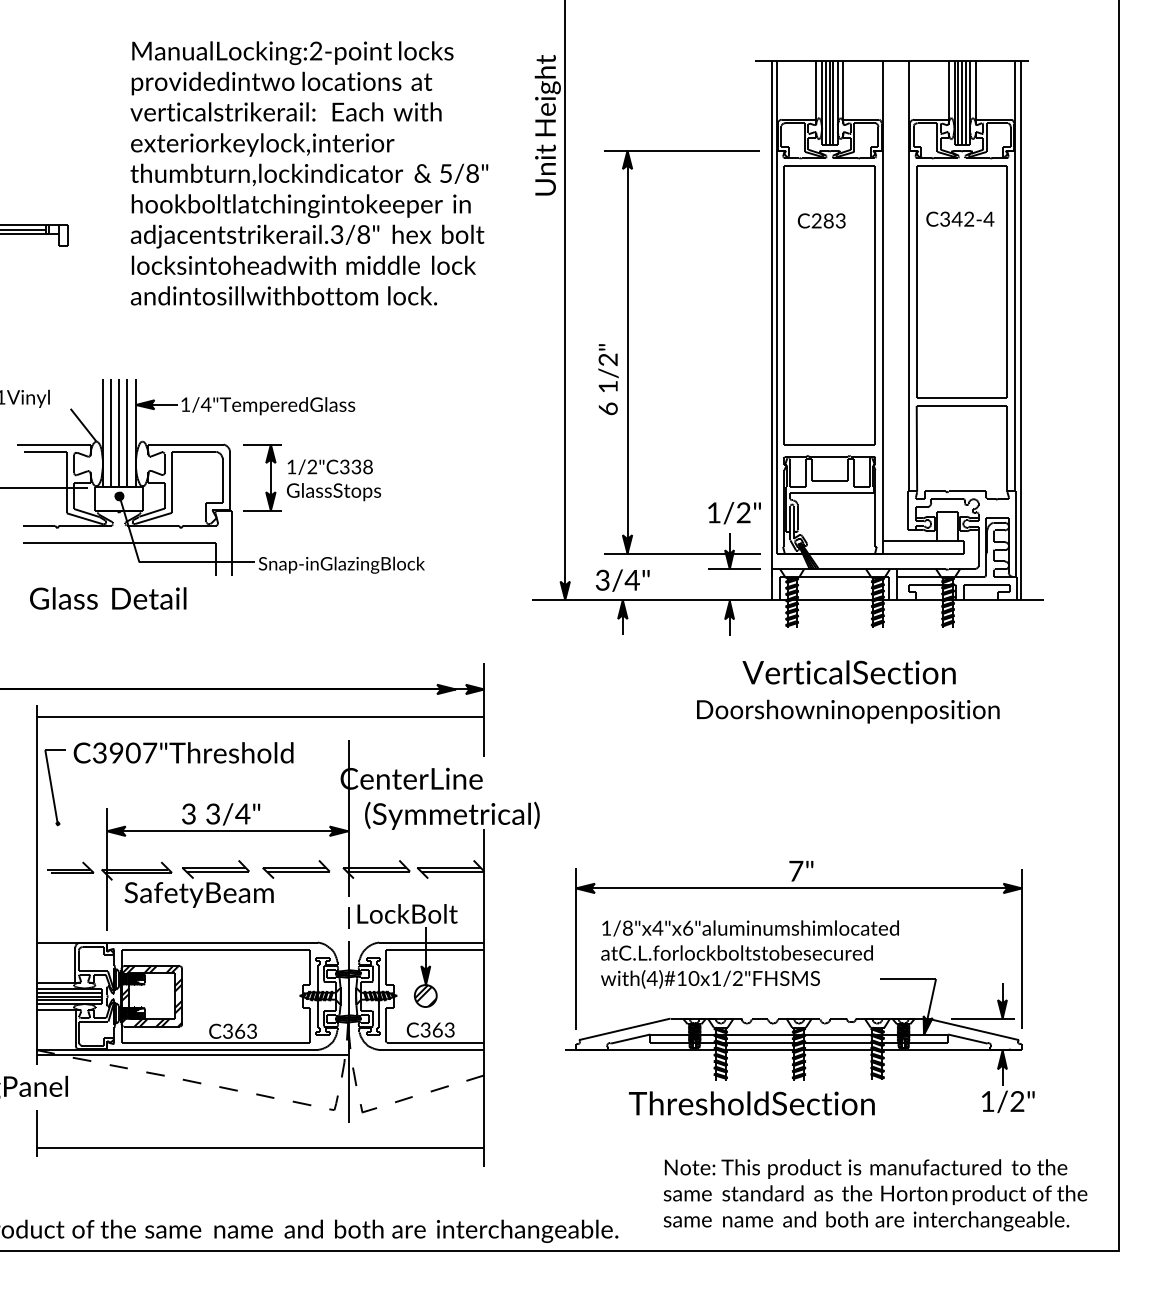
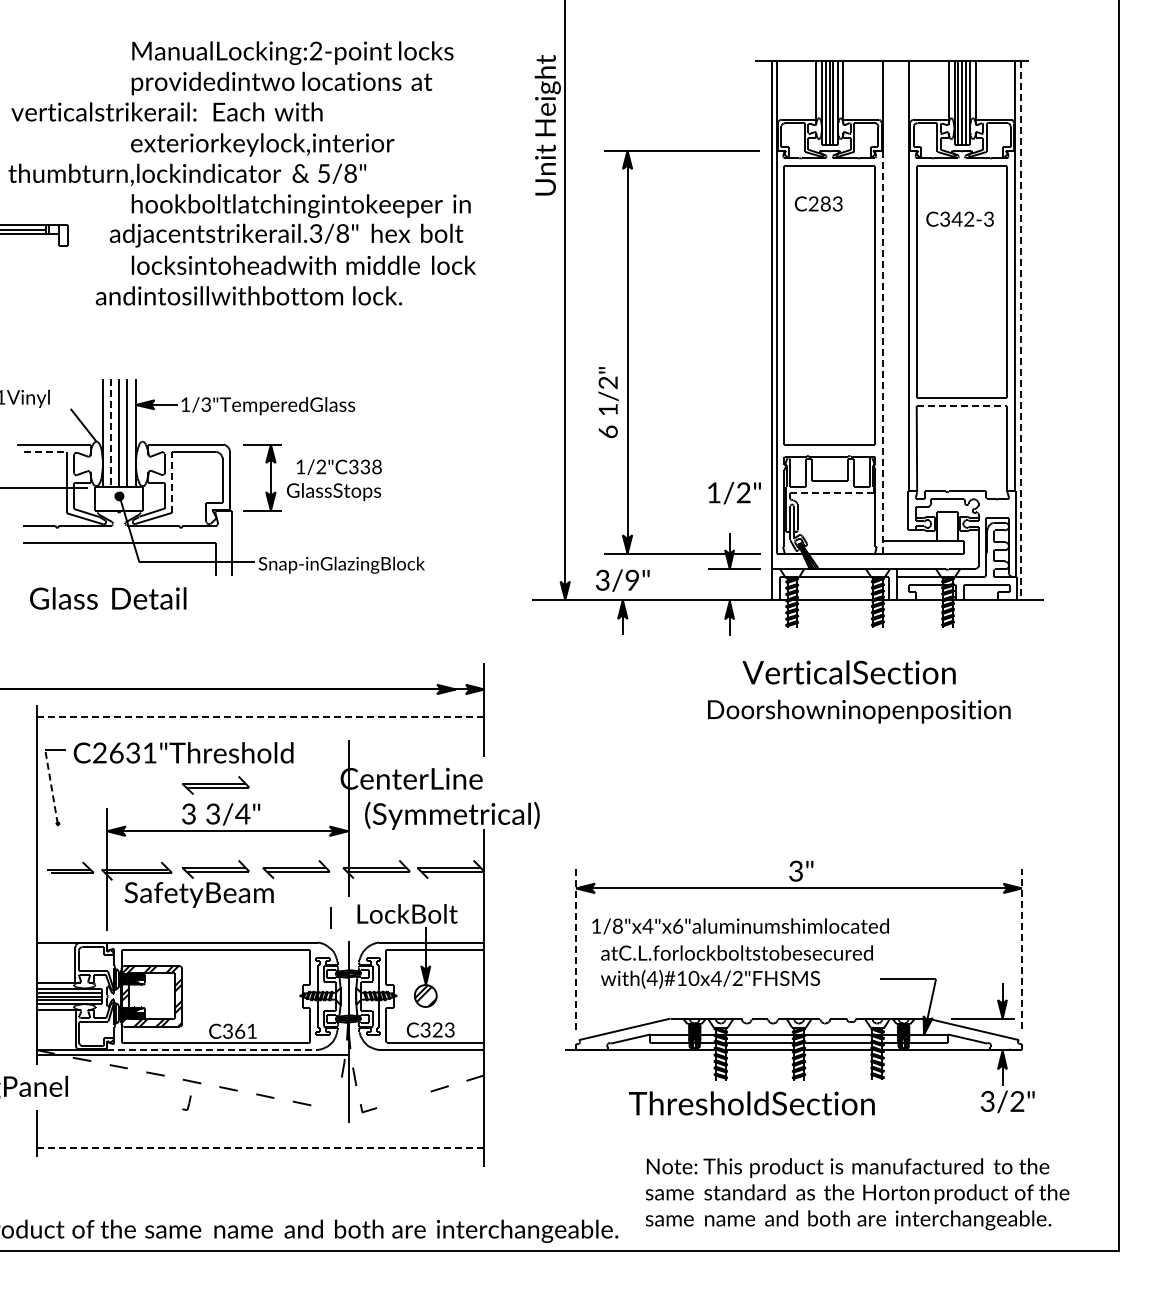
text position: (285, 111) -> (166, 111) (166, 111)
text position: (309, 174) -> (187, 174) (187, 174)
text: C342-4 -> C342-3 (988, 218)
text position: (821, 220) -> (818, 203) (818, 203)
text position: (307, 236) -> (286, 235) (286, 235)
text position: (283, 295) -> (248, 295) (248, 295)
line: solid -> dashed (1020, 330)
line: solid -> dashed (883, 352)
text position: (608, 379) -> (608, 402) (608, 402)
text: 1/4"TemperedGlass -> 1/3"TemperedGlass (205, 404)
line: solid -> dashed (962, 405)
line: solid -> dashed (111, 433)
line: solid -> dashed (46, 452)
text position: (329, 466) -> (338, 466) (338, 466)
line: solid -> dashed (172, 482)
line: solid -> dashed (832, 492)
text position: (734, 513) -> (734, 493) (734, 493)
text: 3/4" -> 3/9" (631, 579)
text position: (848, 711) -> (859, 711) (859, 711)
line: solid -> dashed (260, 717)
text: C3907"Threshold -> C2631"Threshold (125, 752)
part: none -> present (215, 785)
line: solid -> dashed (51, 786)
text: 7" -> 3" (796, 870)
line position: (348, 917) -> (330, 917) (330, 917)
text position: (750, 928) -> (740, 926) (740, 926)
line: solid -> dashed (575, 948)
line: solid -> dashed (1022, 949)
text: with(4)#10x1/2"FHSMS -> with(4)#10x4/2"FHSMS (715, 978)
text: C363 -> C323 (437, 1029)
text: C363 -> C361 (251, 1030)
line: solid -> dashed (211, 1049)
line: present -> none (403, 1099)
text: 1/2" -> 3/2" (987, 1101)
part position: (333, 1102) -> (186, 1102) (186, 1102)
line: solid -> dashed (260, 1147)
text position: (875, 1195) -> (857, 1194) (857, 1194)
